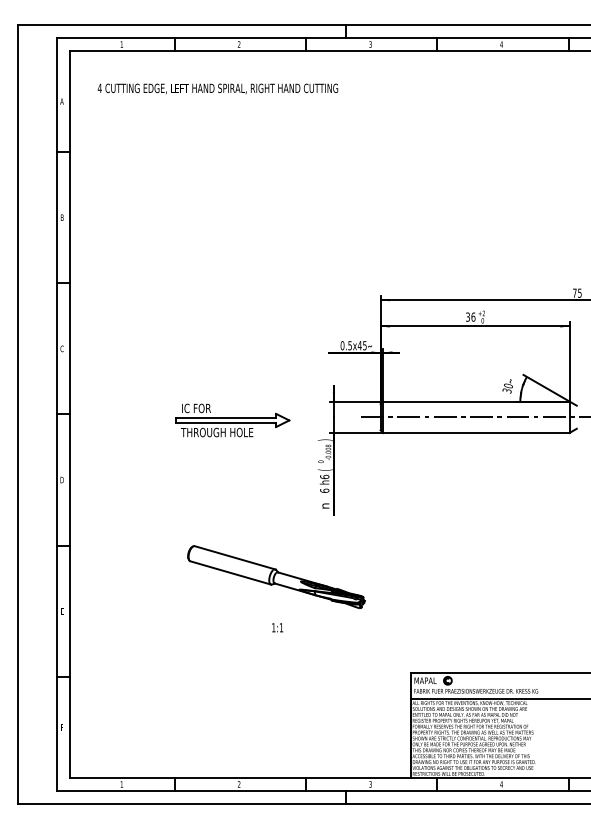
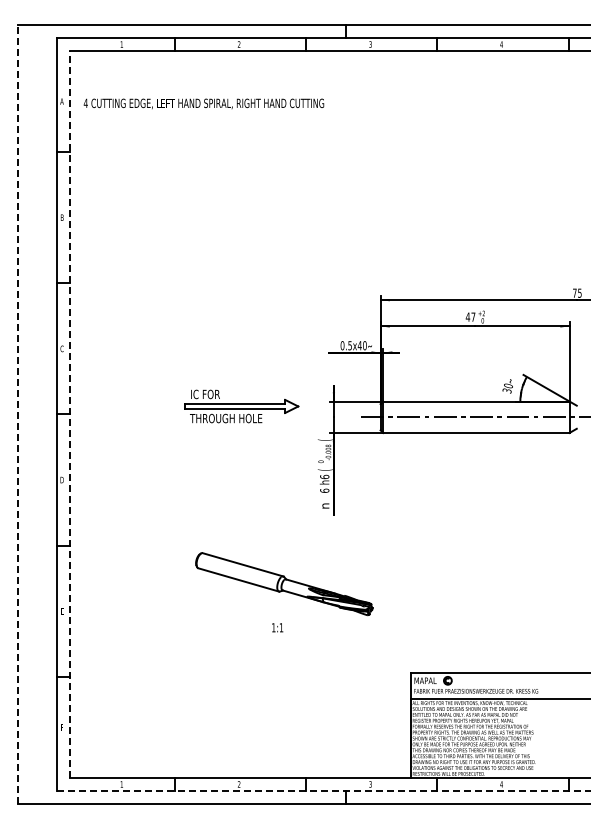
text position: (217, 88) -> (203, 103) (203, 103)
text: 36 -> 47 (470, 316)
text: 0.5x45 -> 0.5x40 (364, 345)
line: solid -> dashed (17, 414)
line: solid -> dashed (70, 414)
part position: (232, 420) -> (241, 406) (241, 406)
text: ) -> ( (324, 439)
part position: (276, 577) -> (284, 584) (284, 584)
line: solid -> dashed (323, 791)
